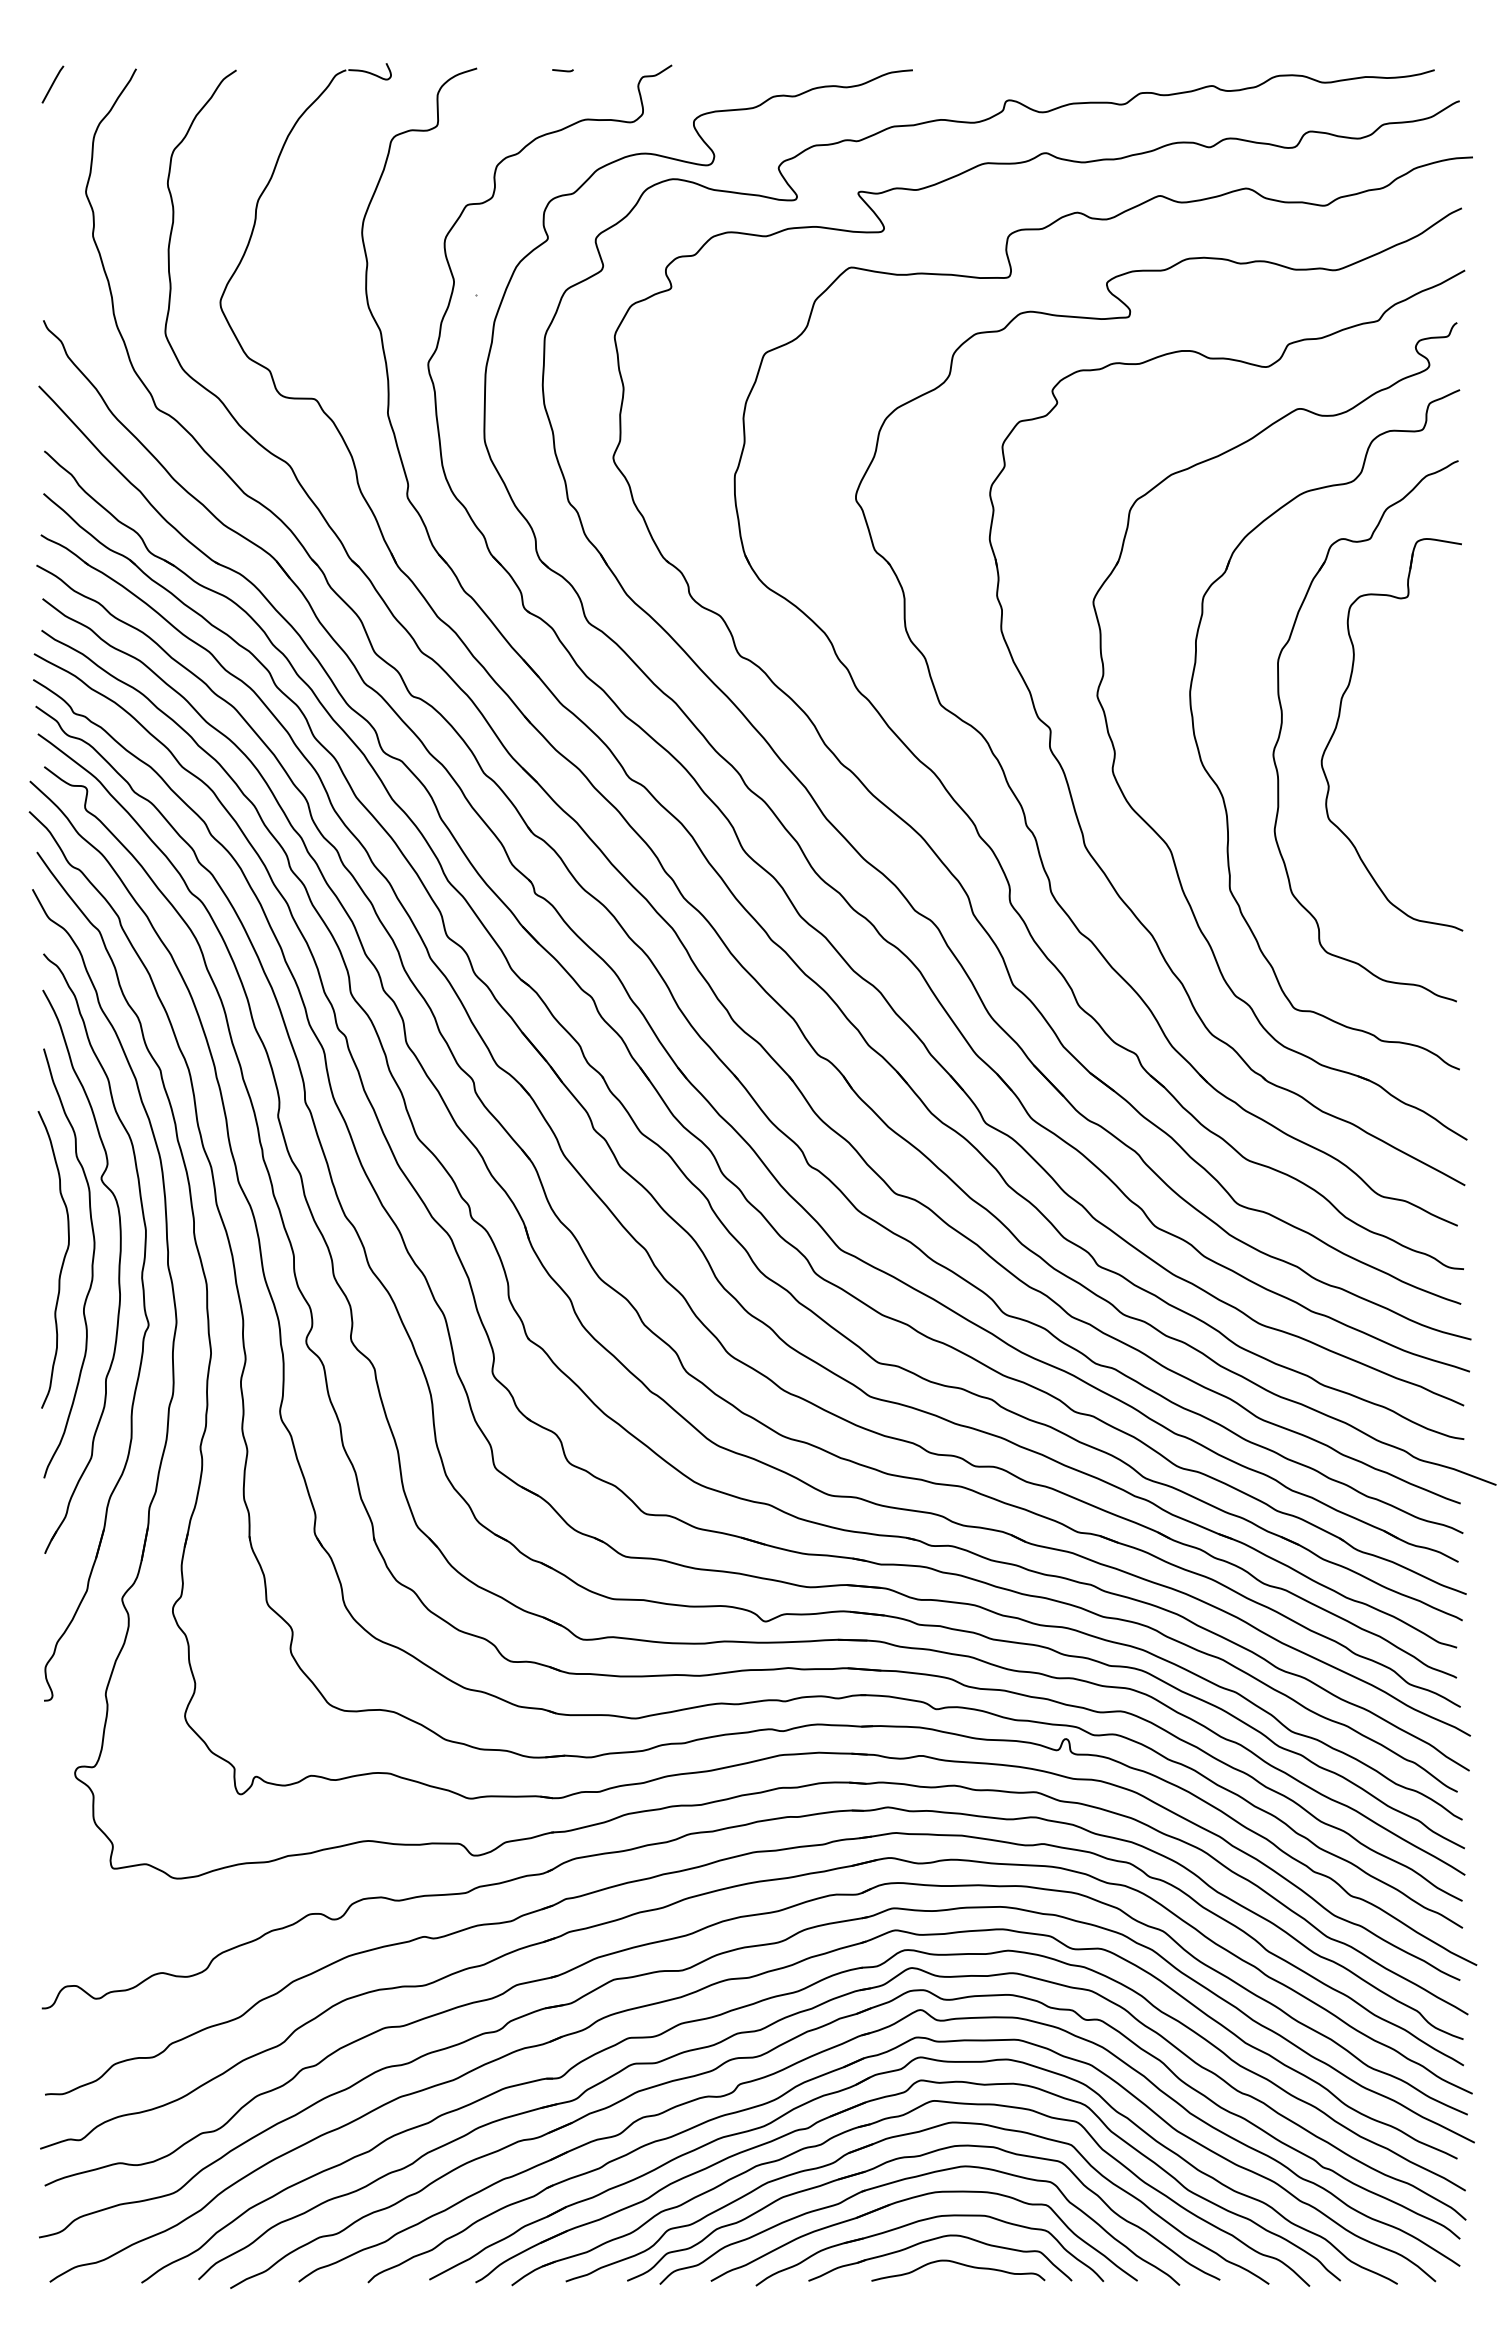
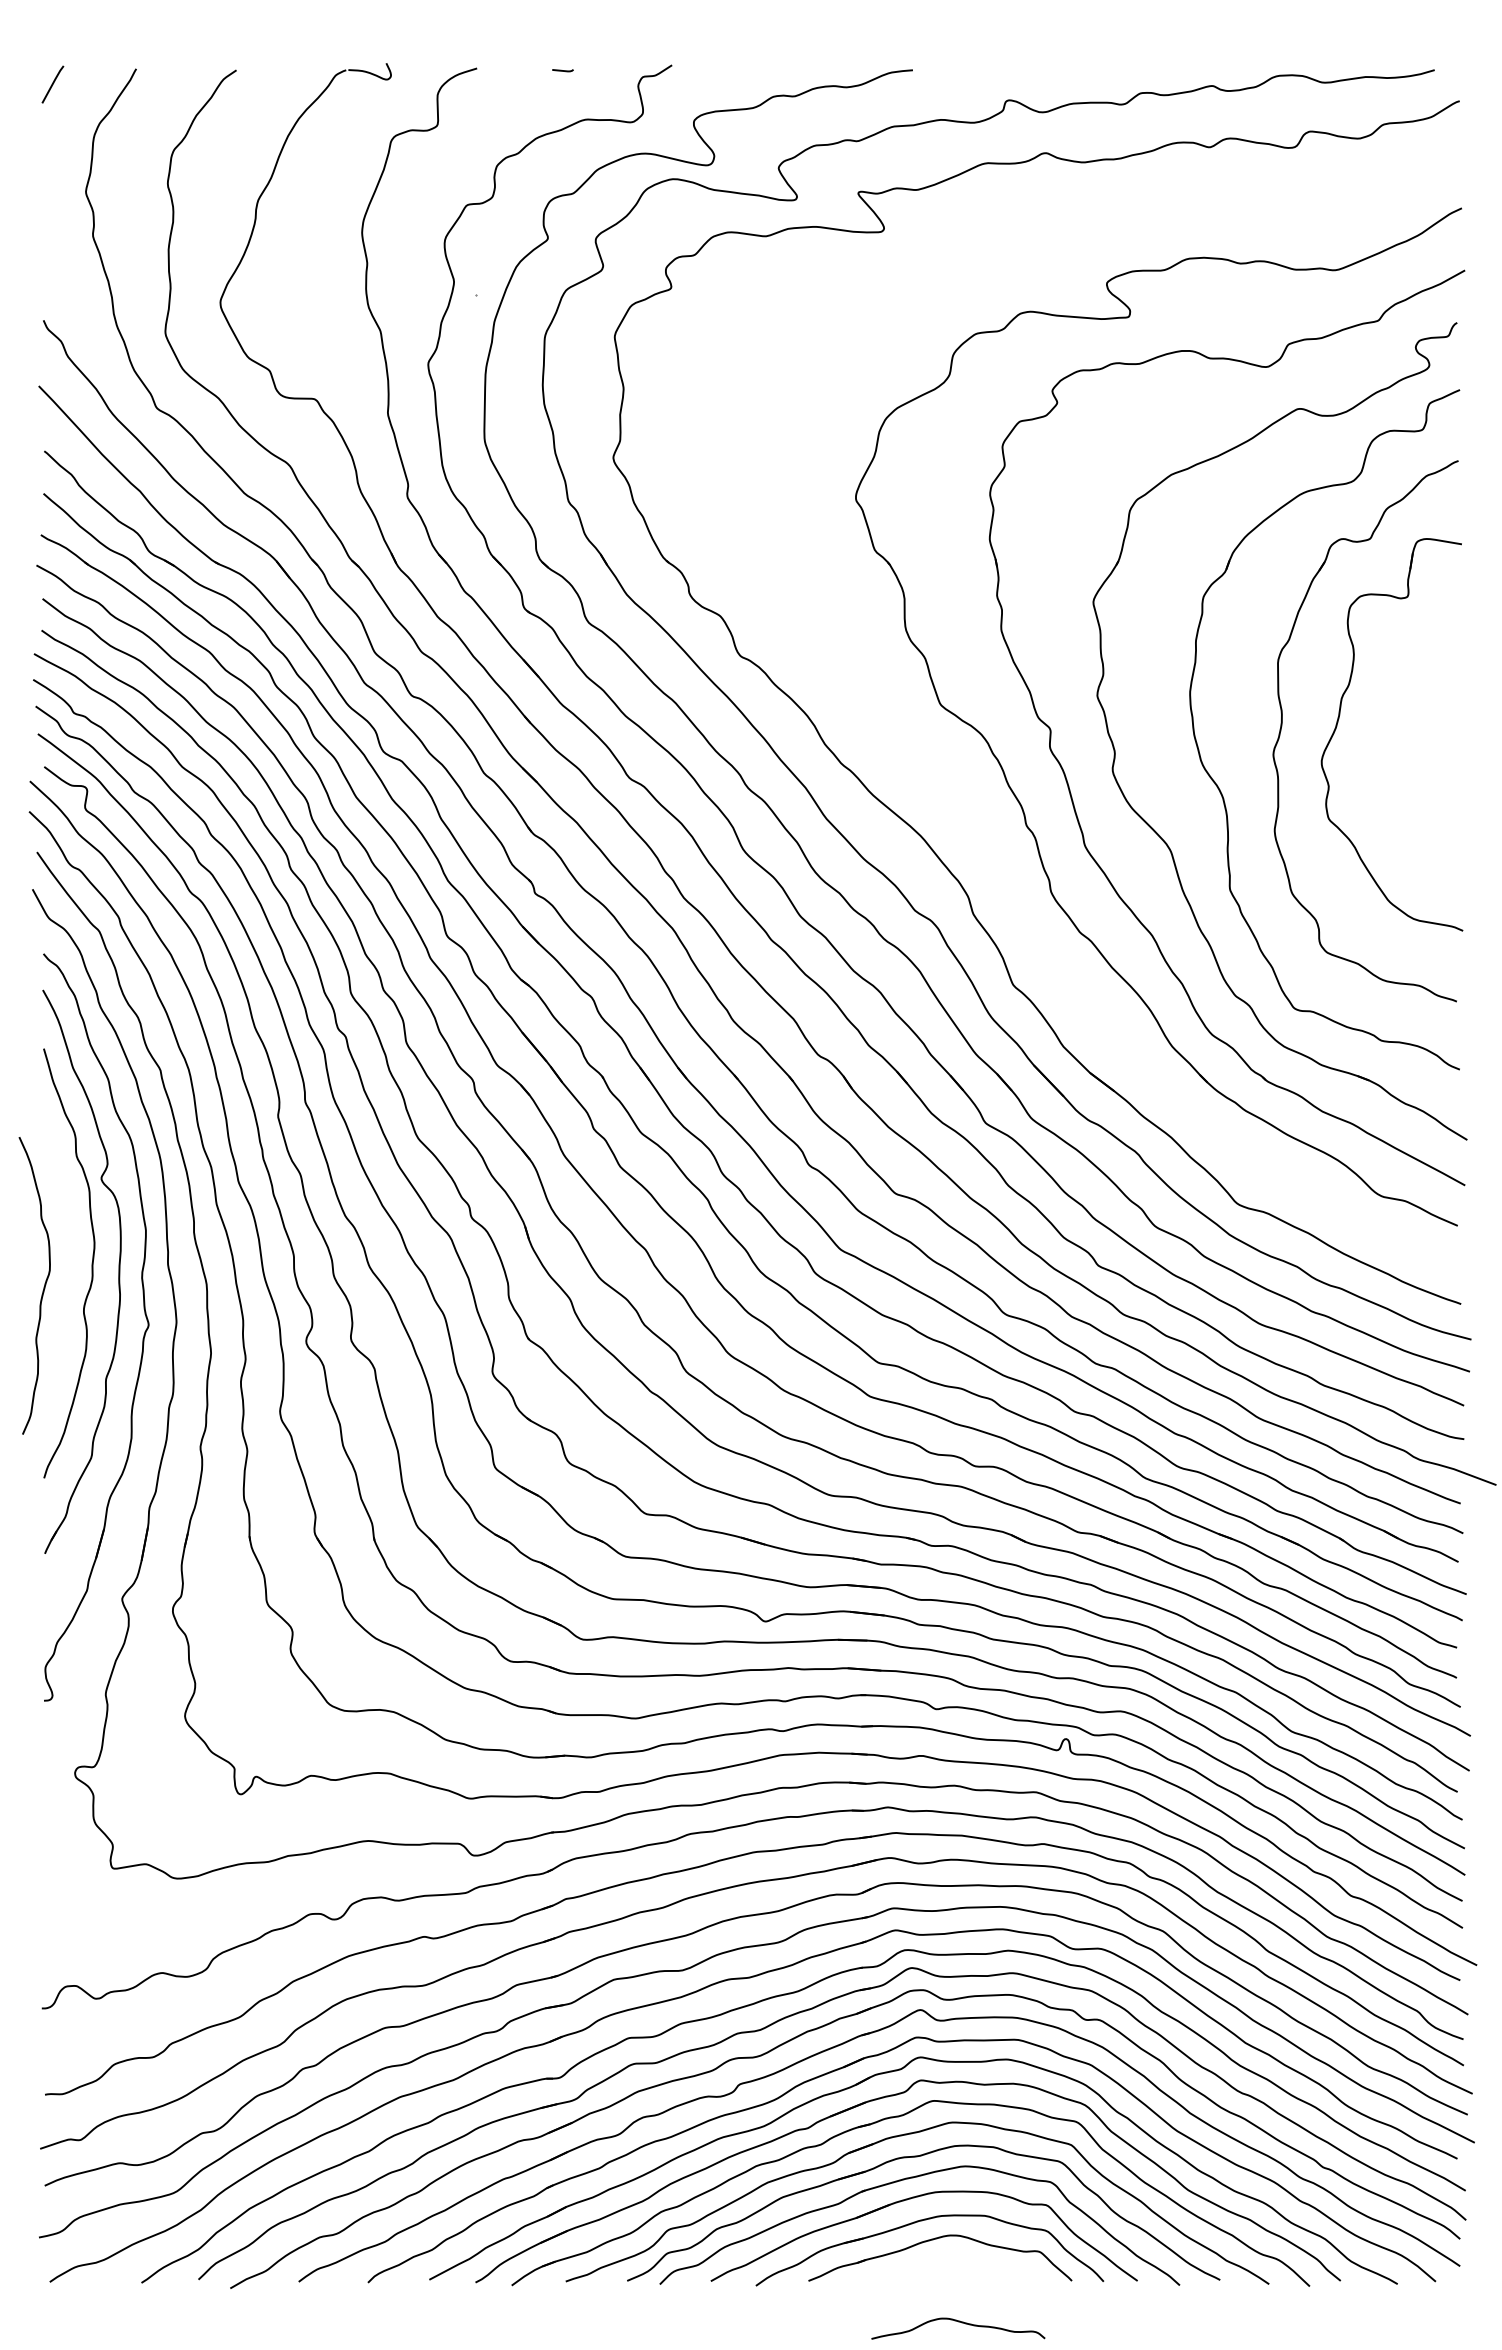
part: present -> none (971, 818)
curve position: (62, 1261) -> (43, 1287) (43, 1287)
curve position: (961, 2265) -> (961, 2323) (961, 2323)
